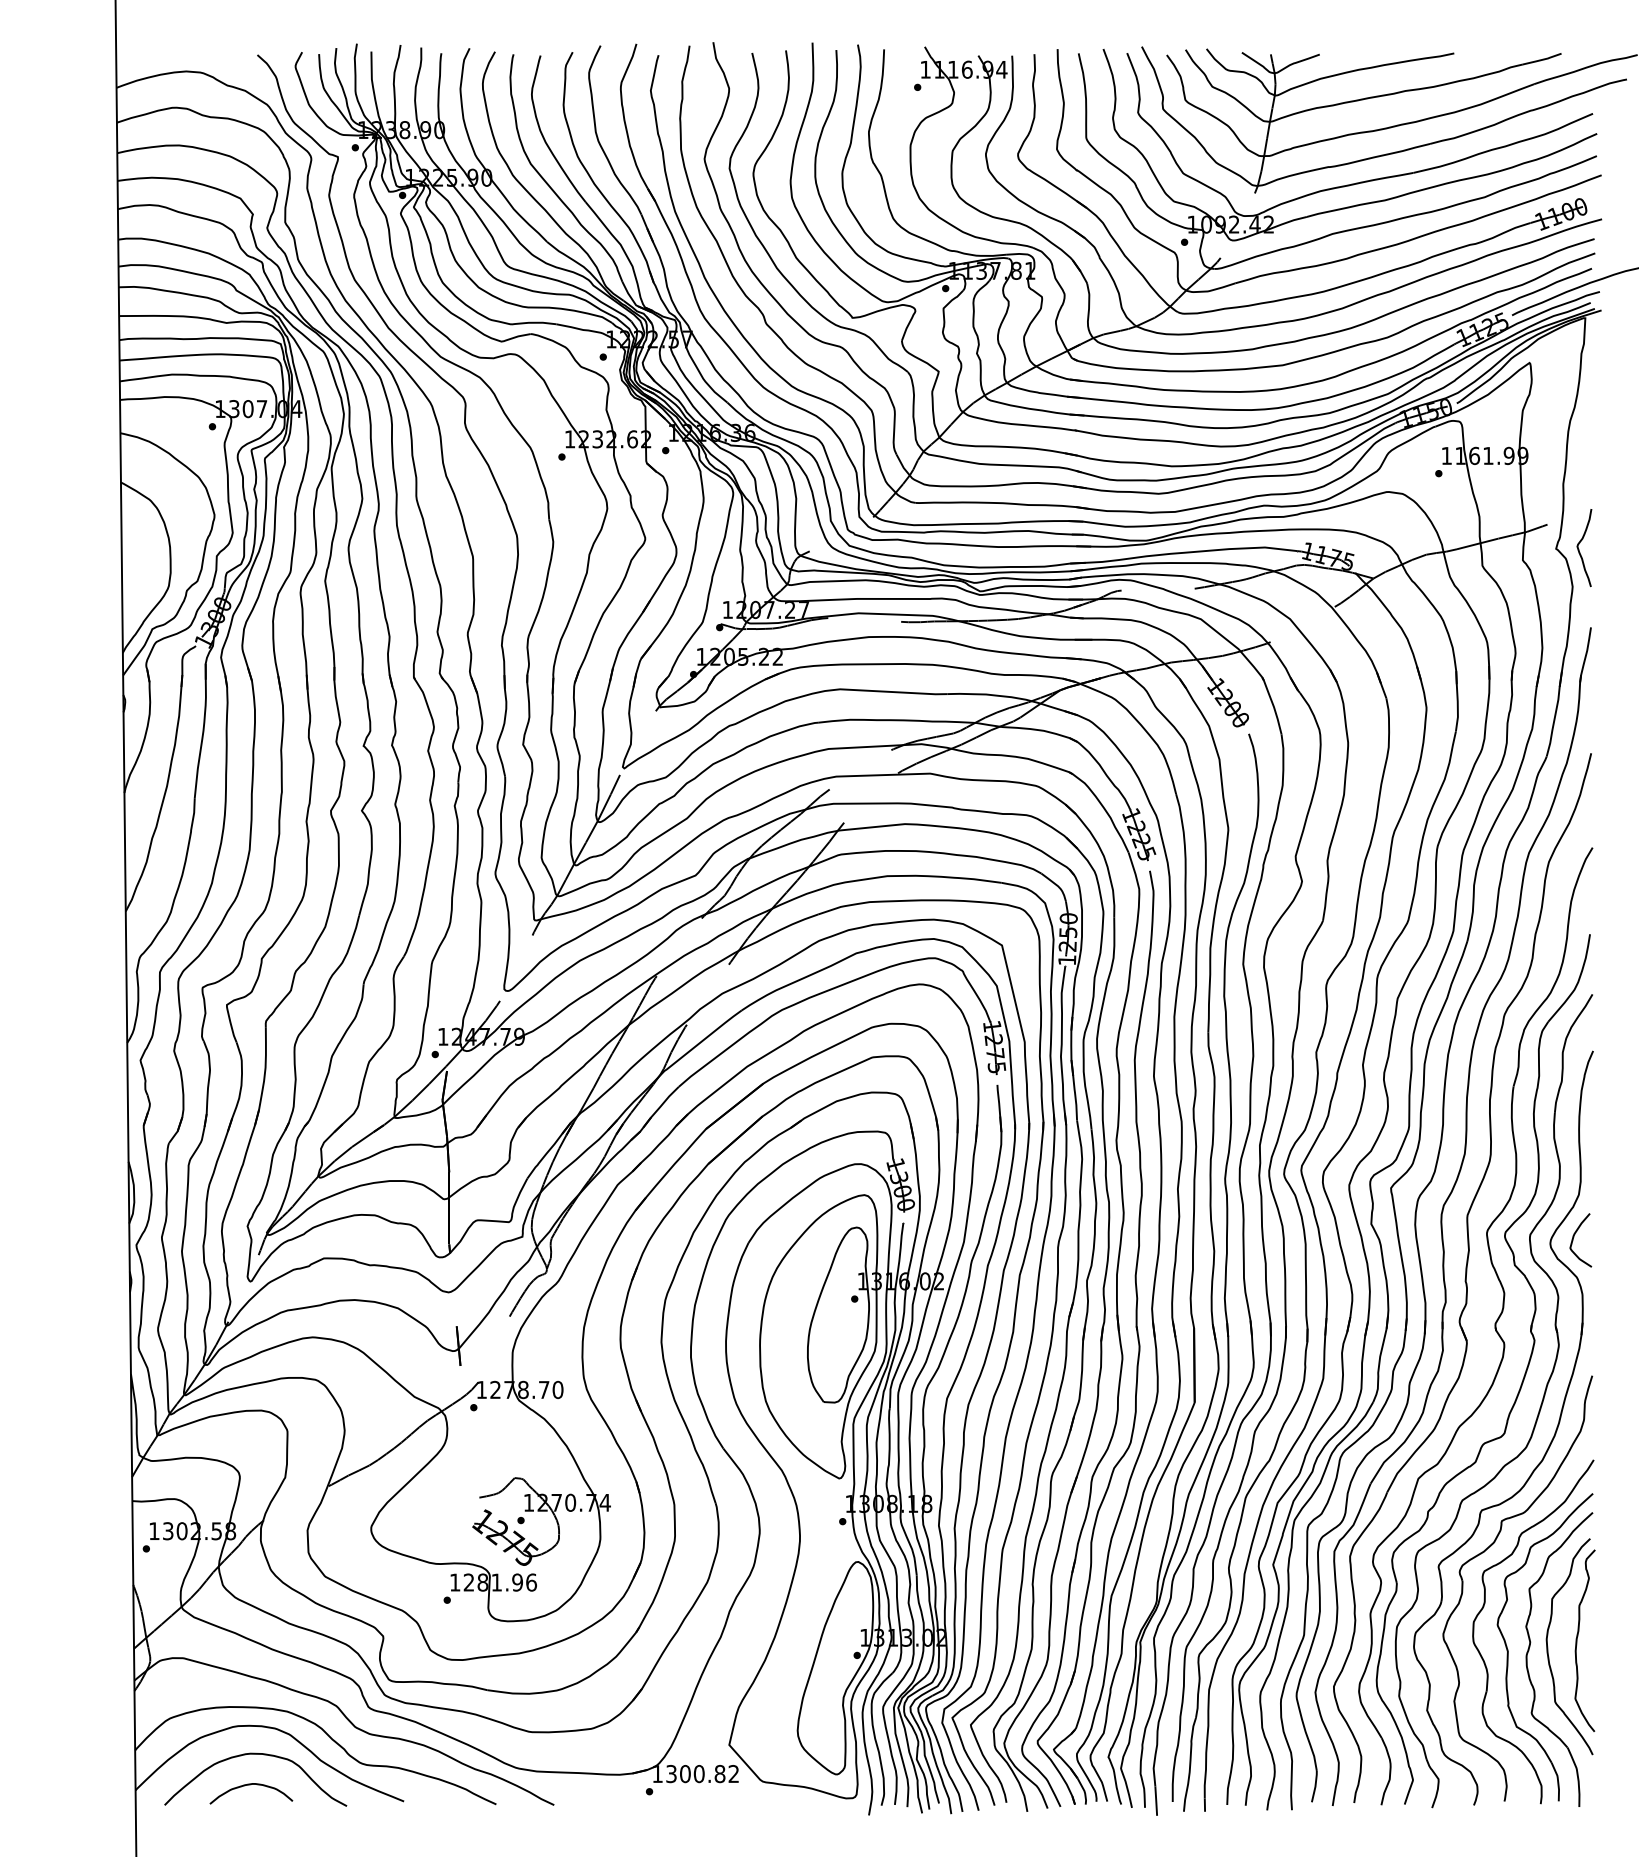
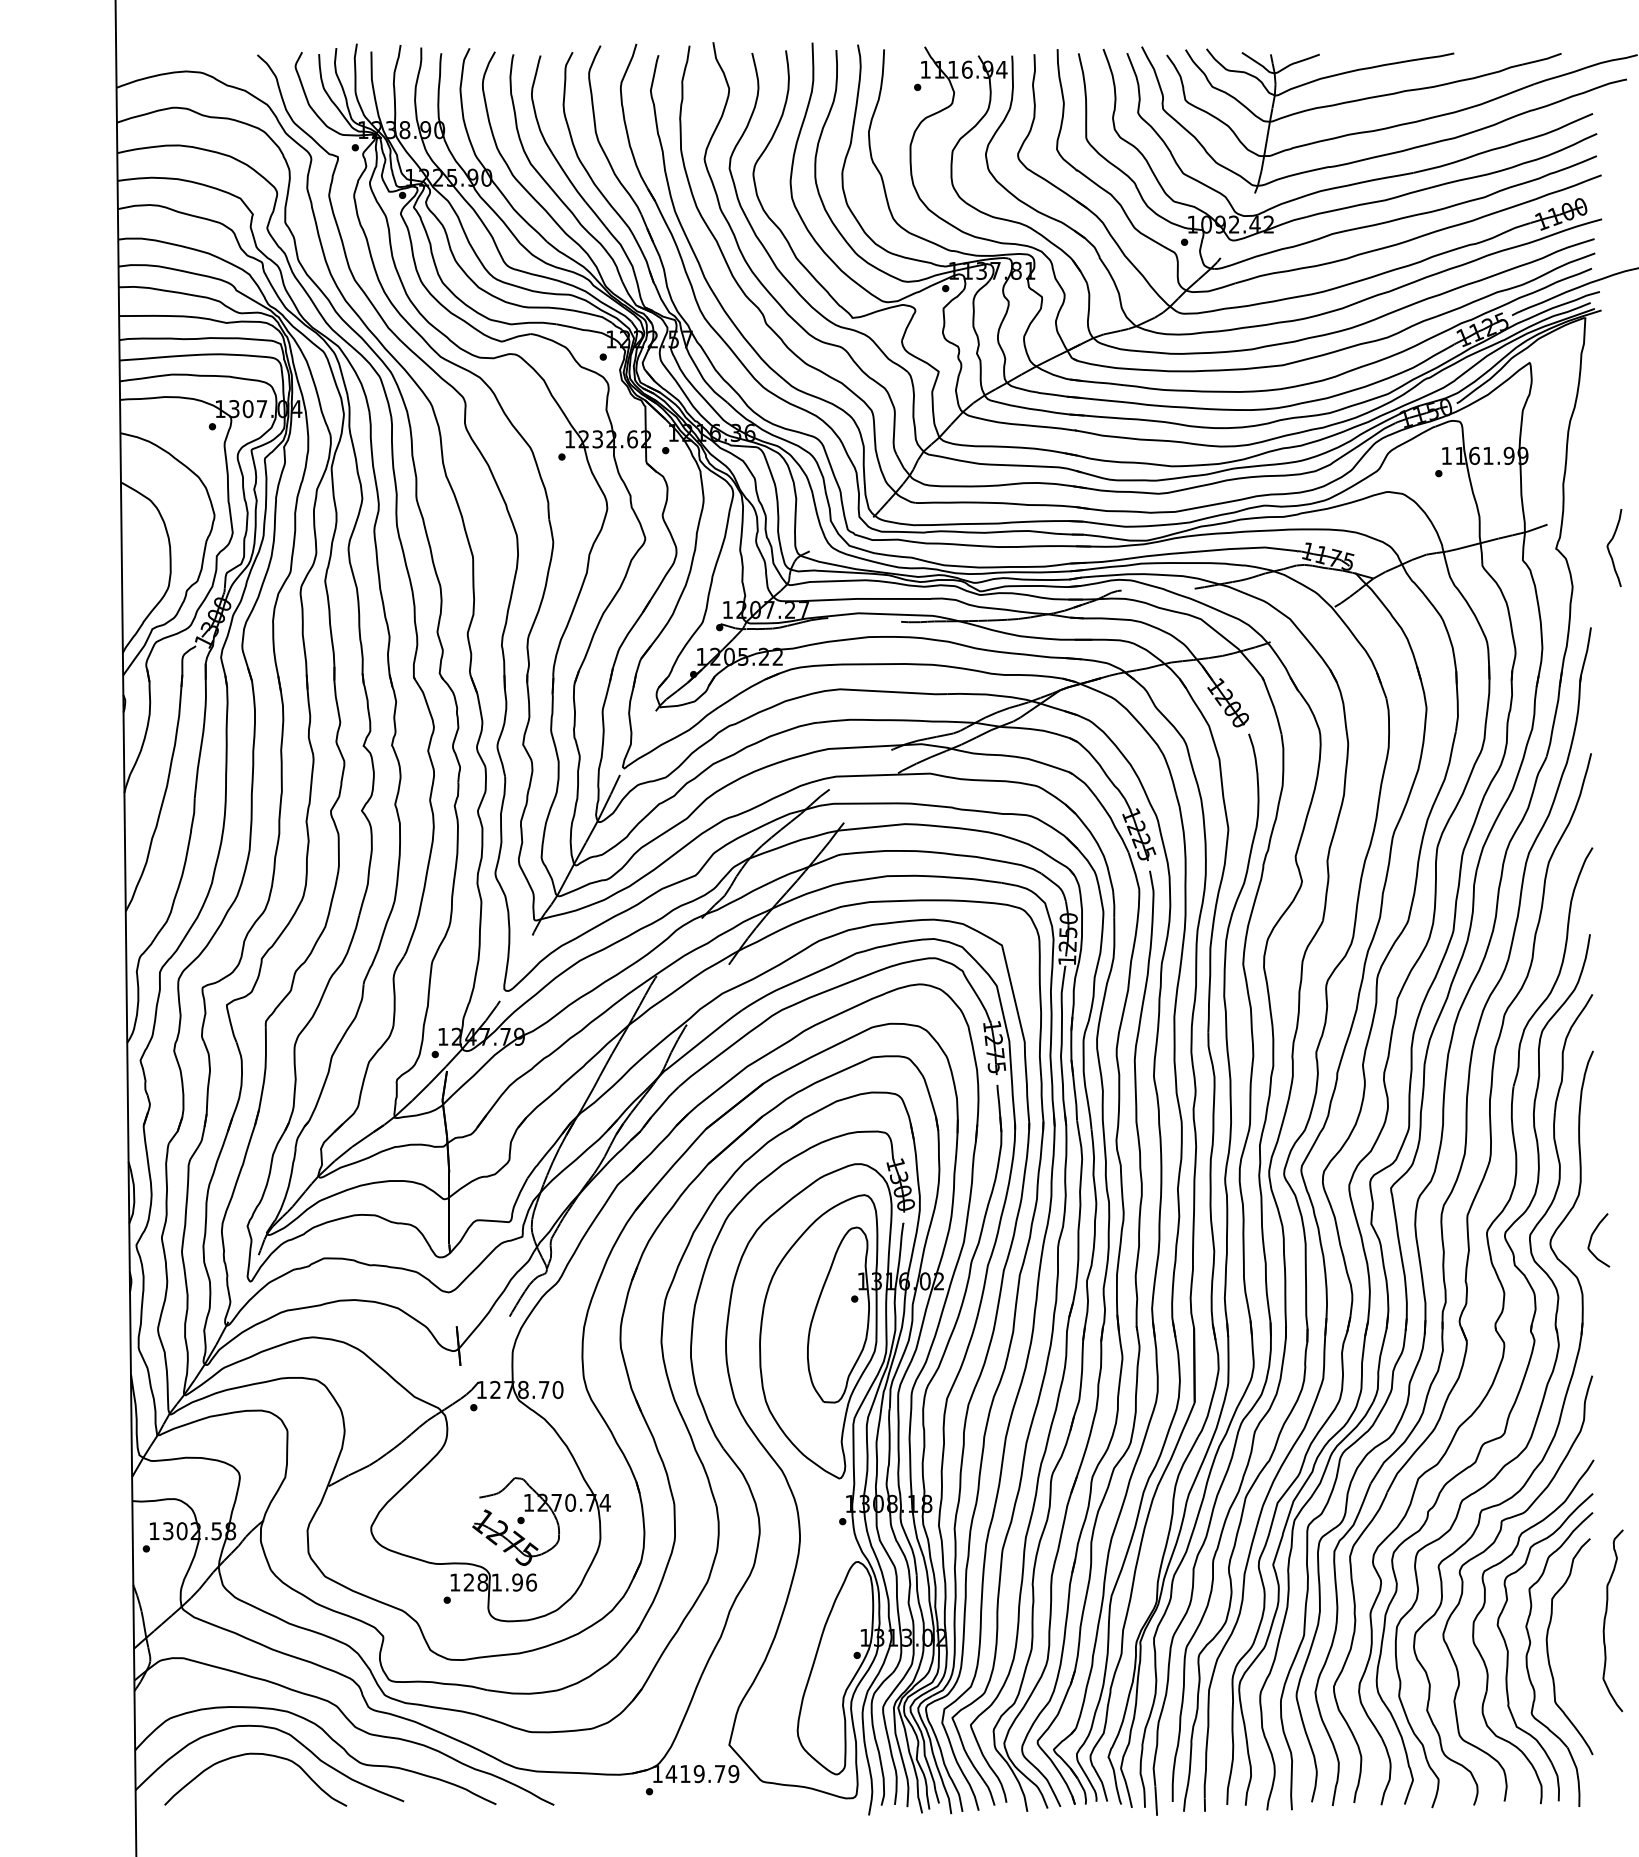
curve position: (1579, 549) -> (1609, 549) (1609, 549)
curve position: (1574, 1237) -> (1592, 1237) (1592, 1237)
curve position: (1577, 1640) -> (1605, 1620) (1605, 1620)
text: 1300.82 -> 1419.79 (702, 1774)
curve: present -> none (250, 1785)
